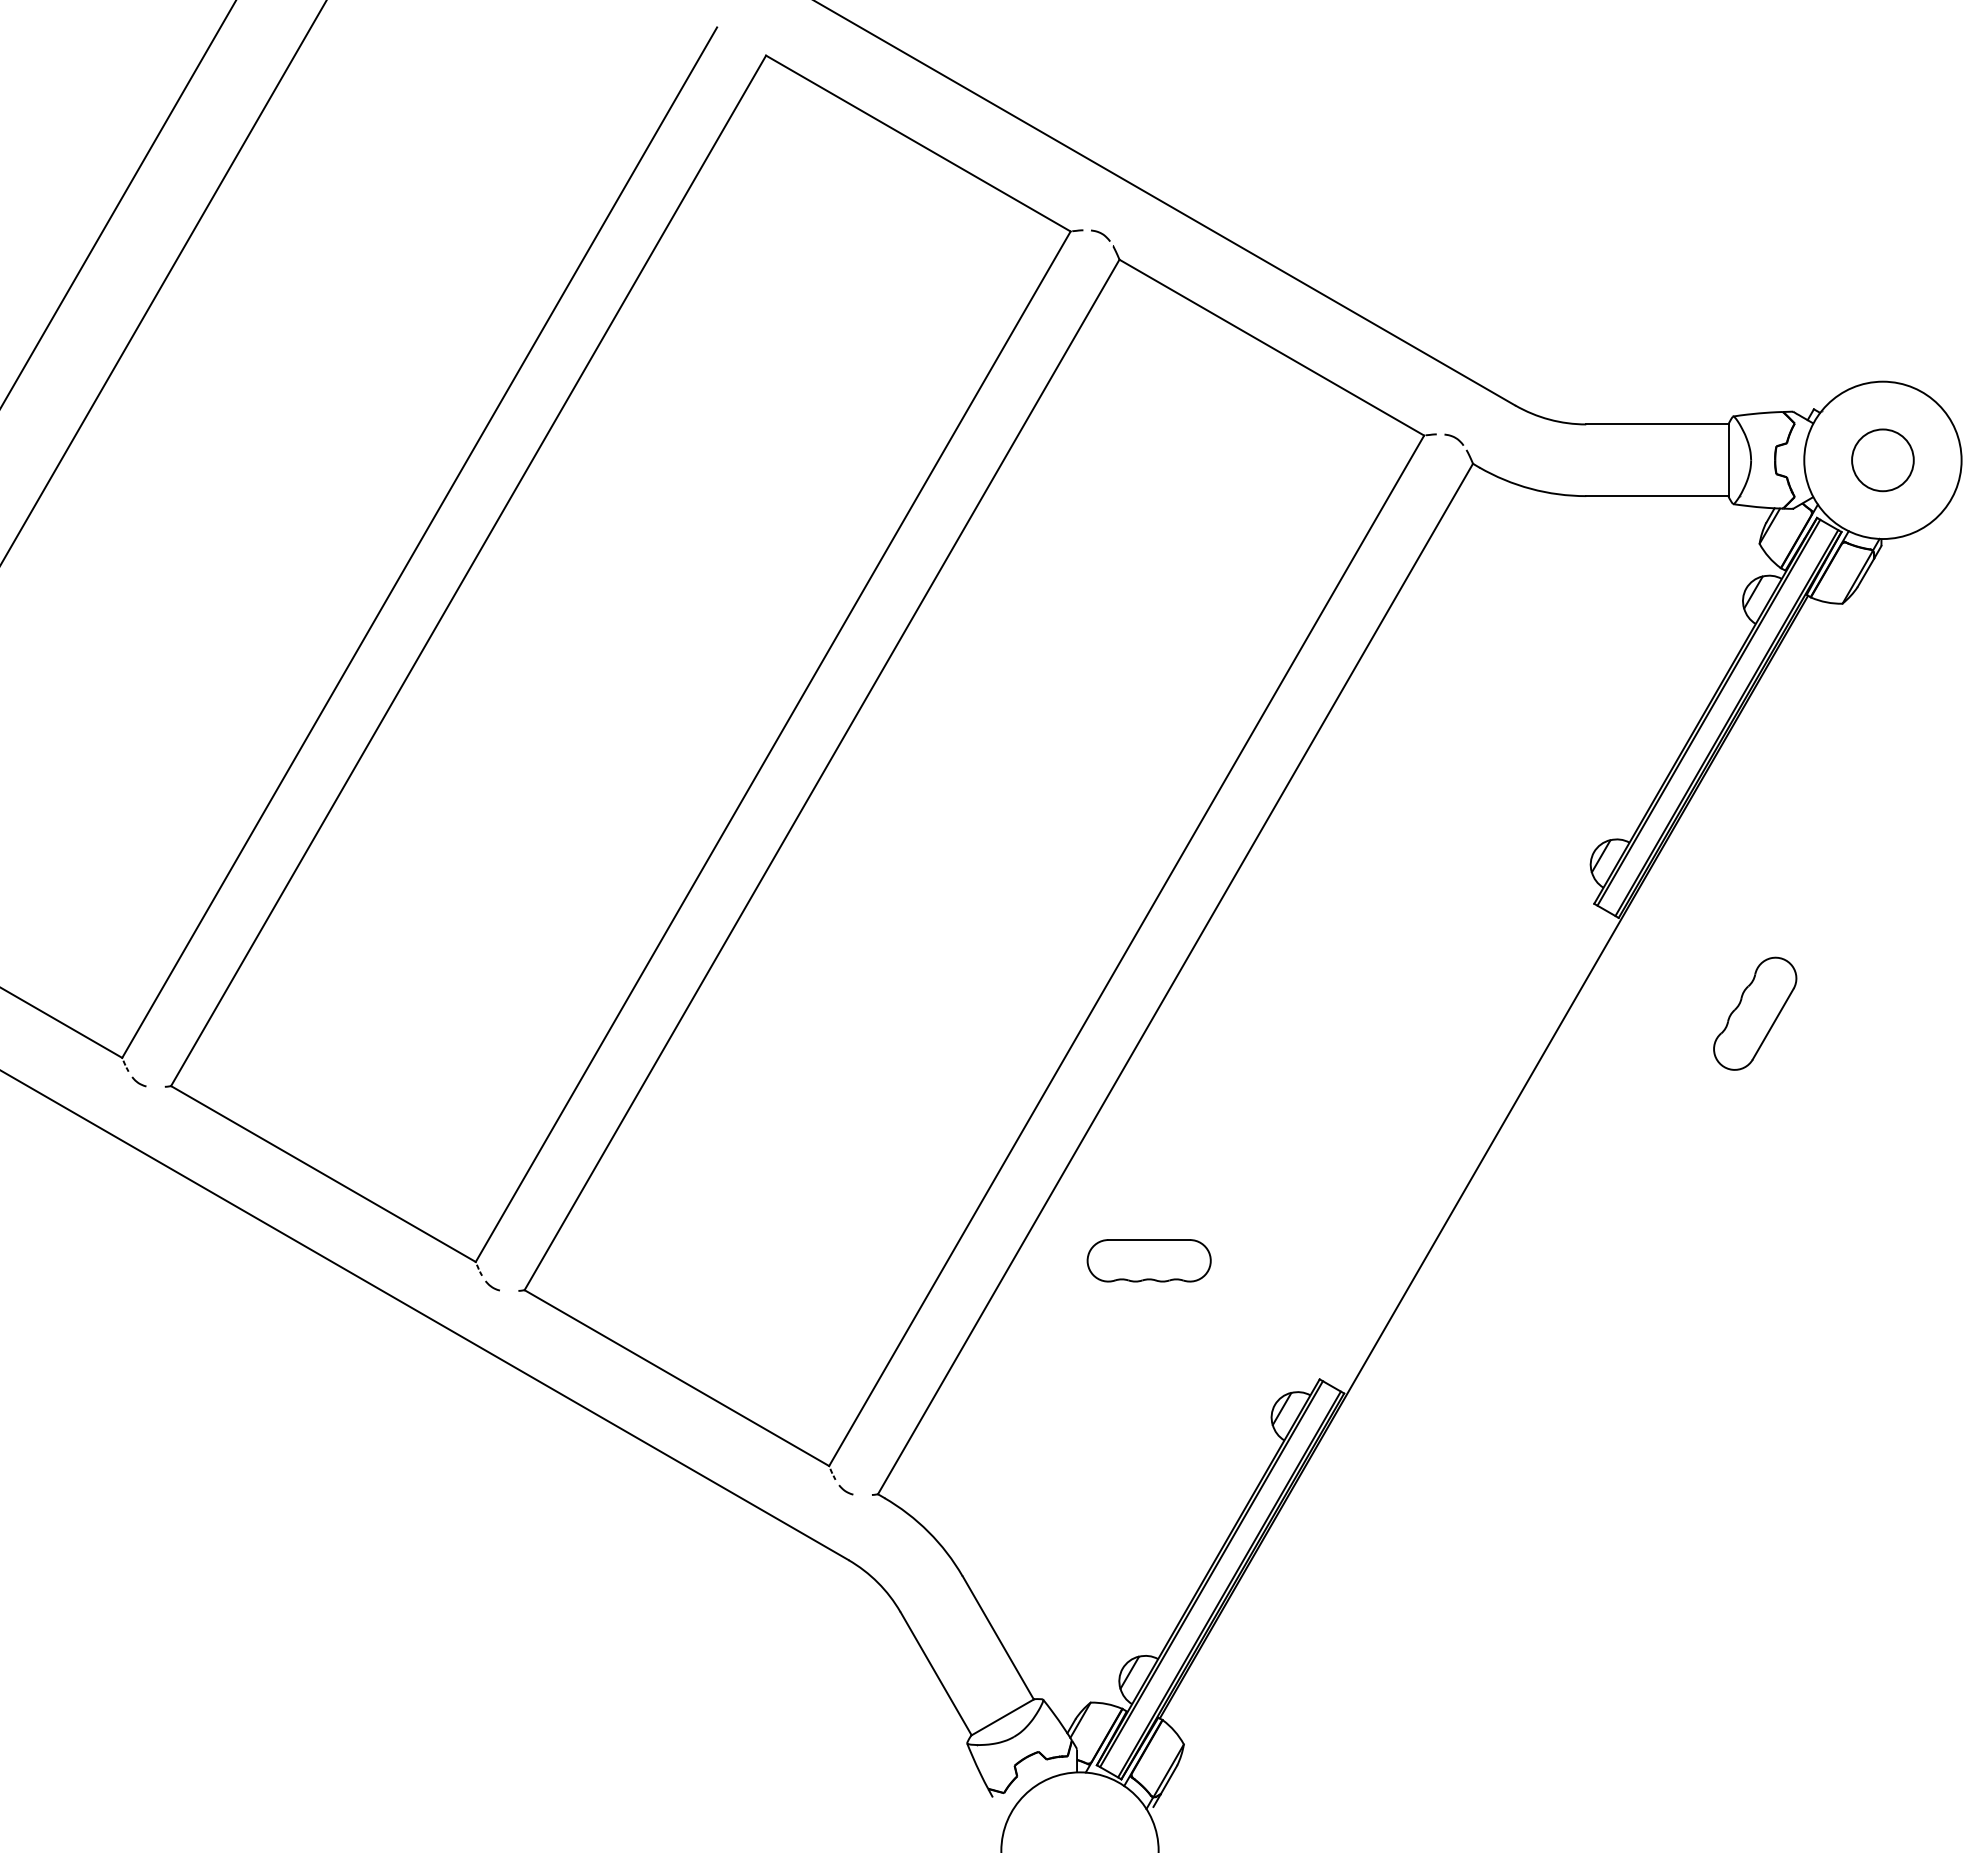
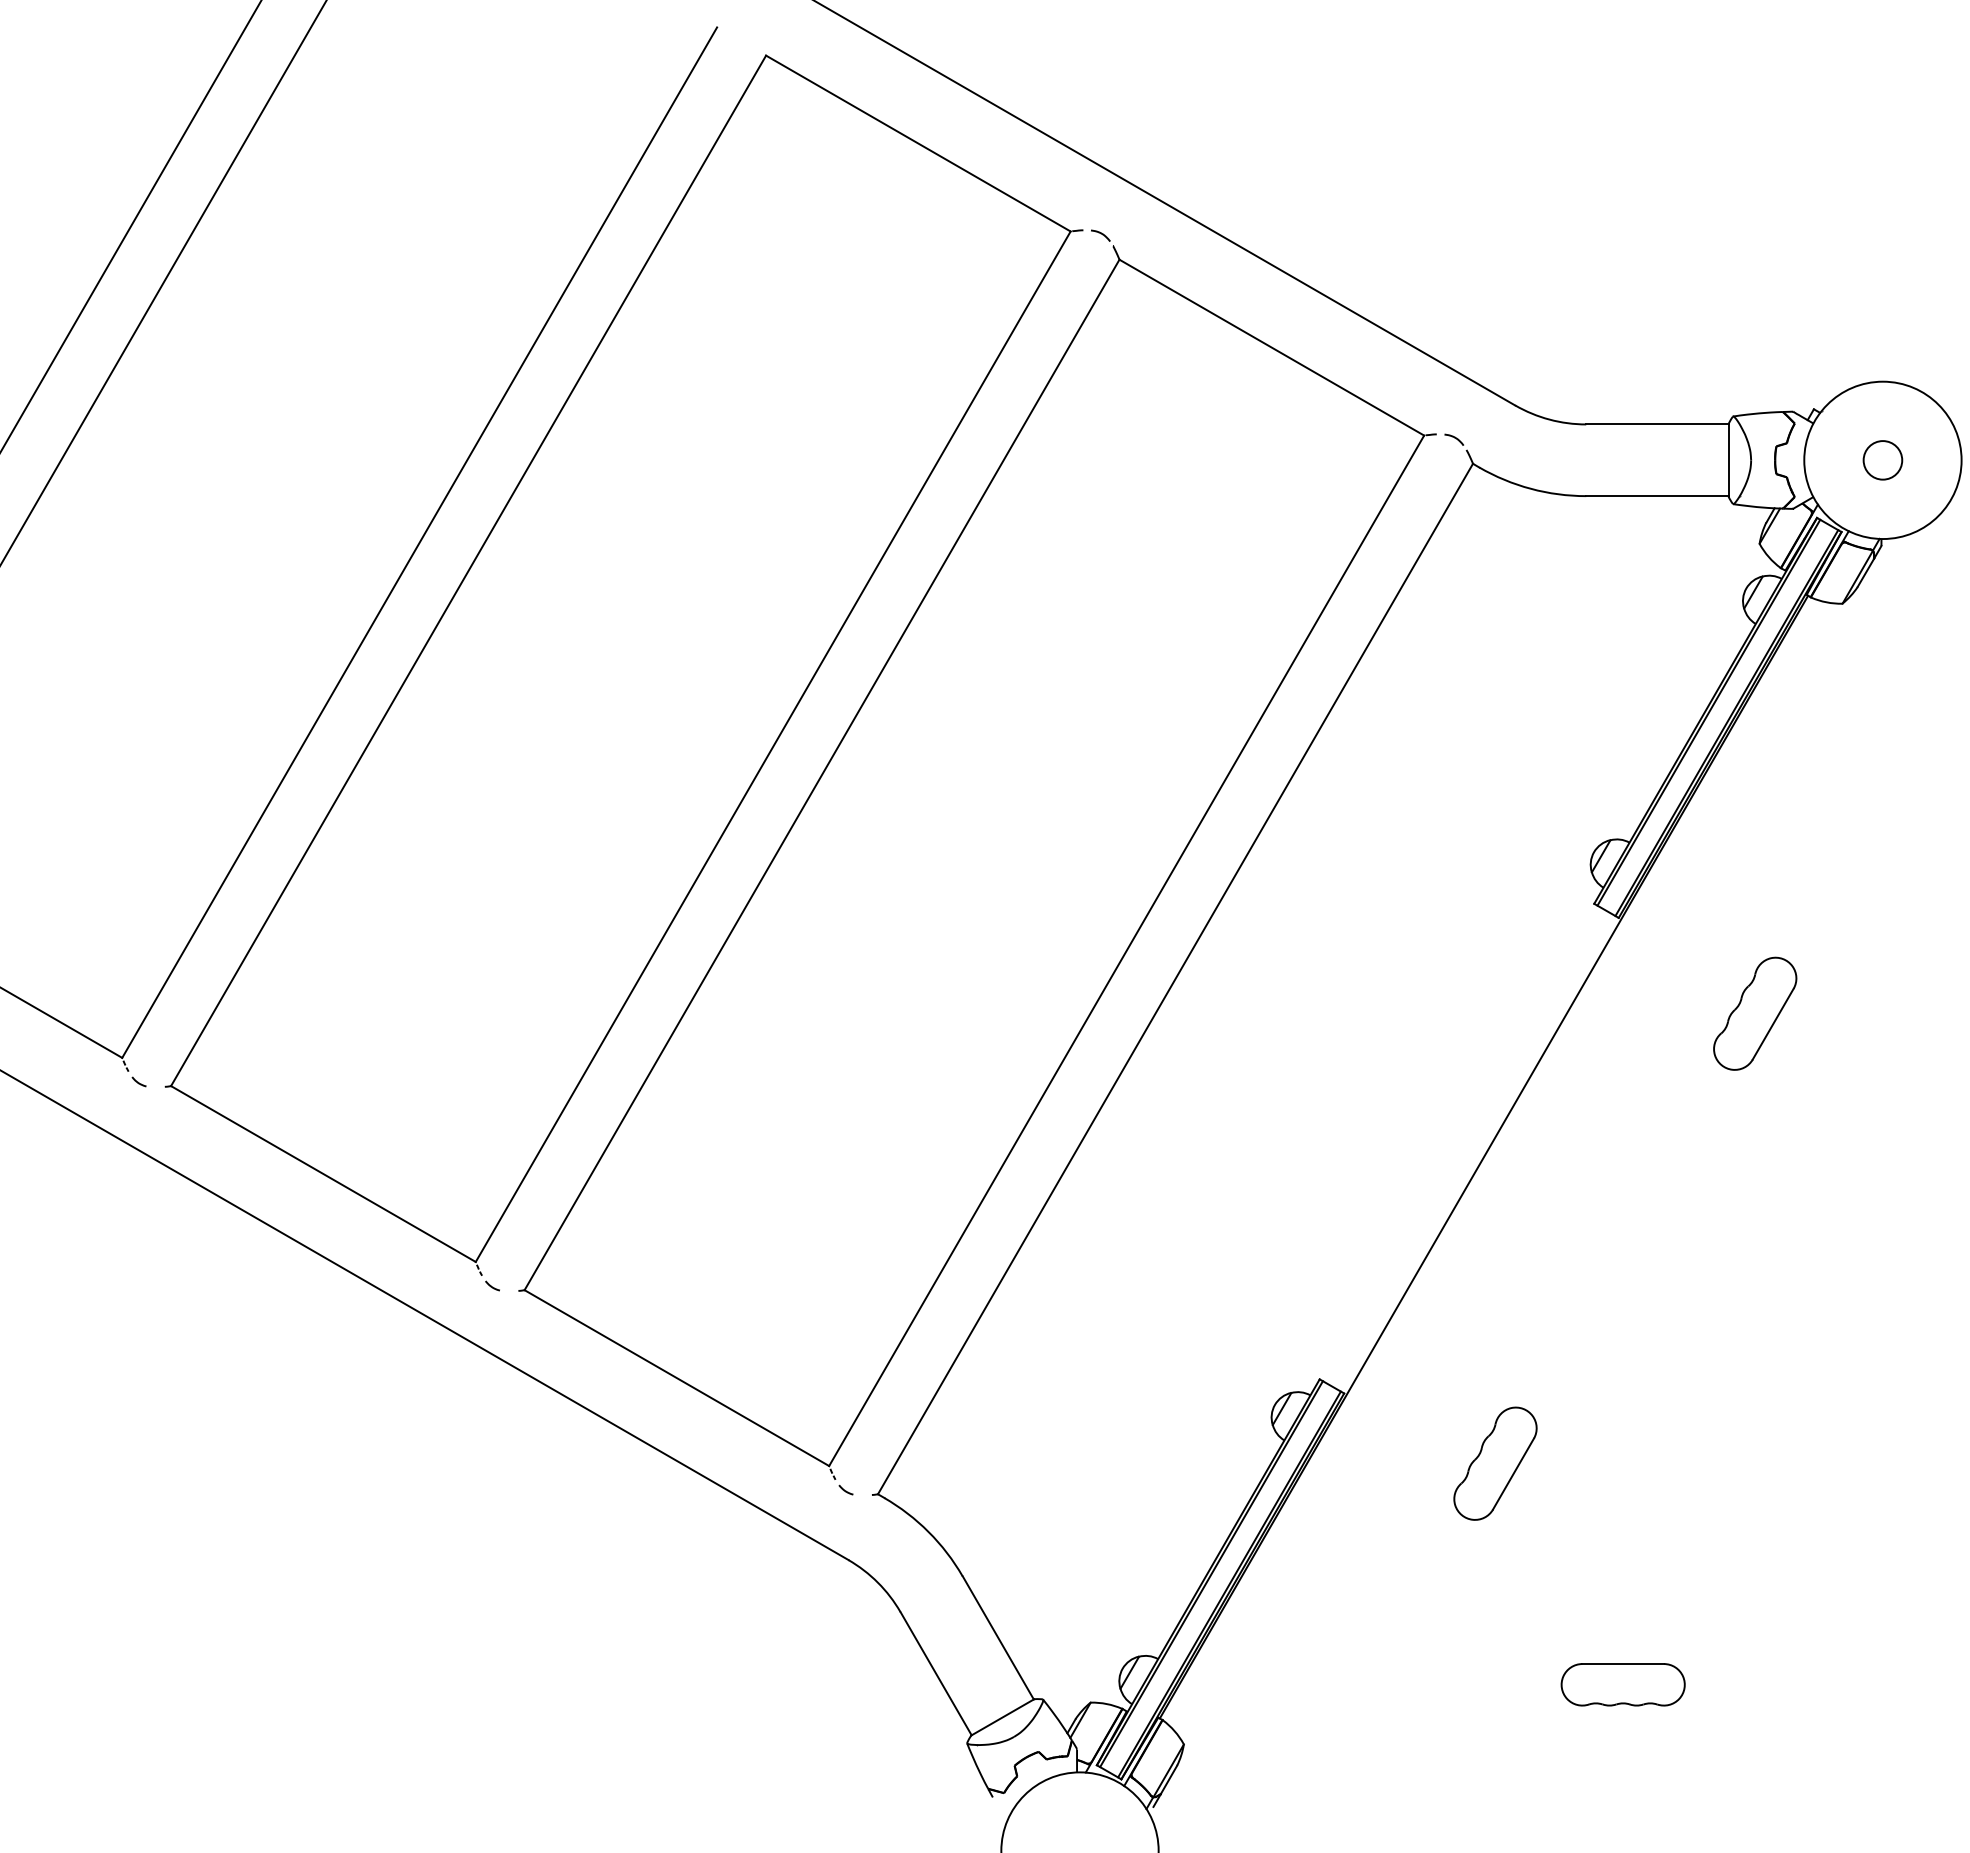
line position: (118, 203) -> (131, 225) (131, 225)
circle diameter: 62 px -> 39 px (1882, 460)
part position: (1148, 1260) -> (1622, 1684) (1622, 1684)
part: none -> present (1495, 1463)
